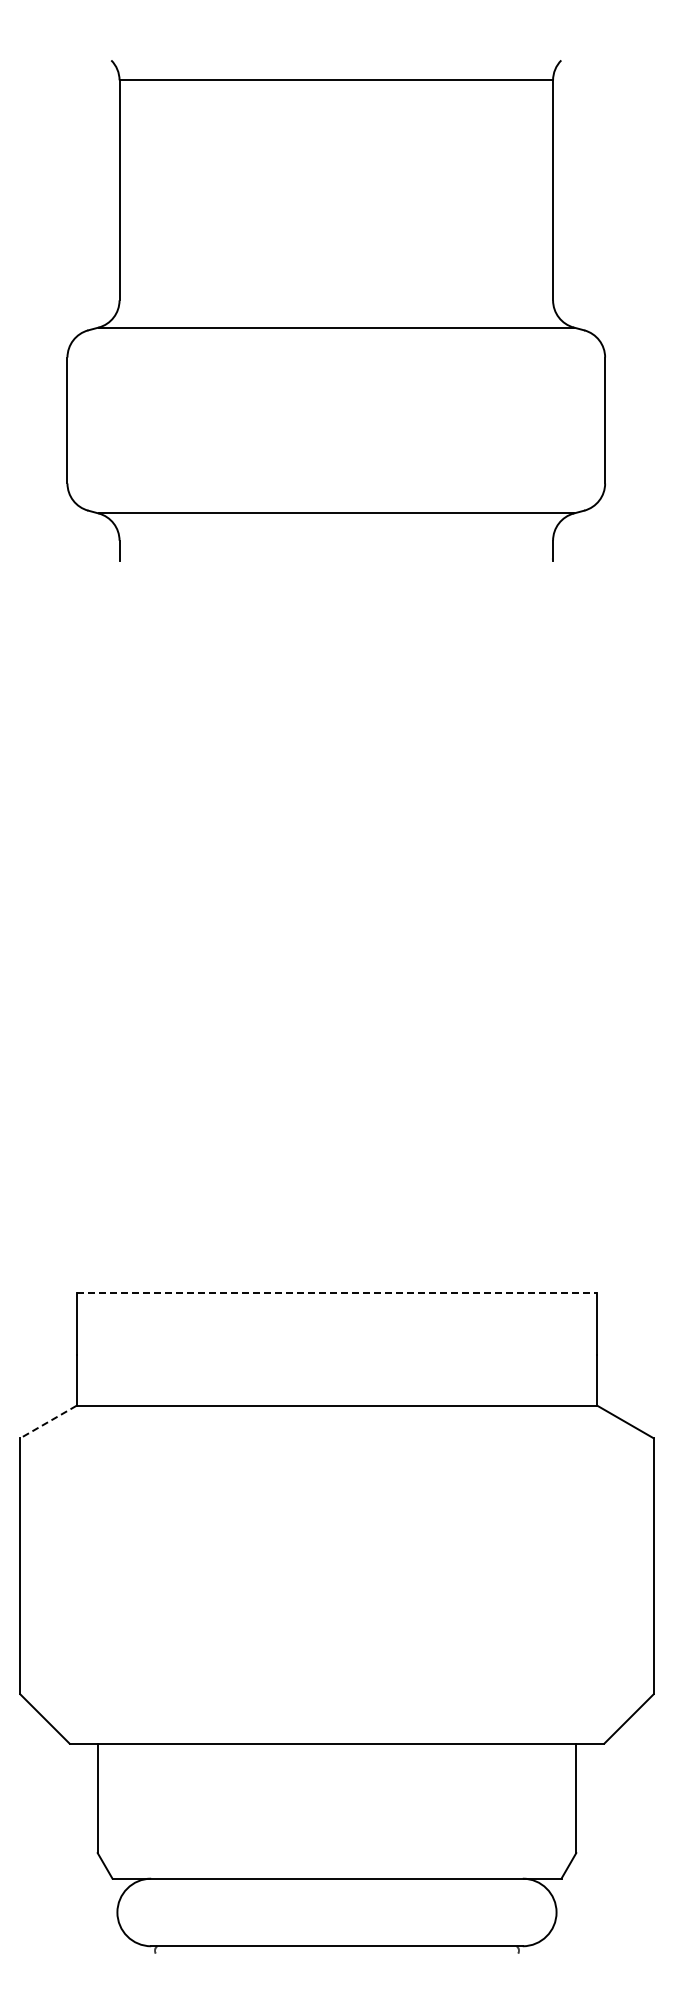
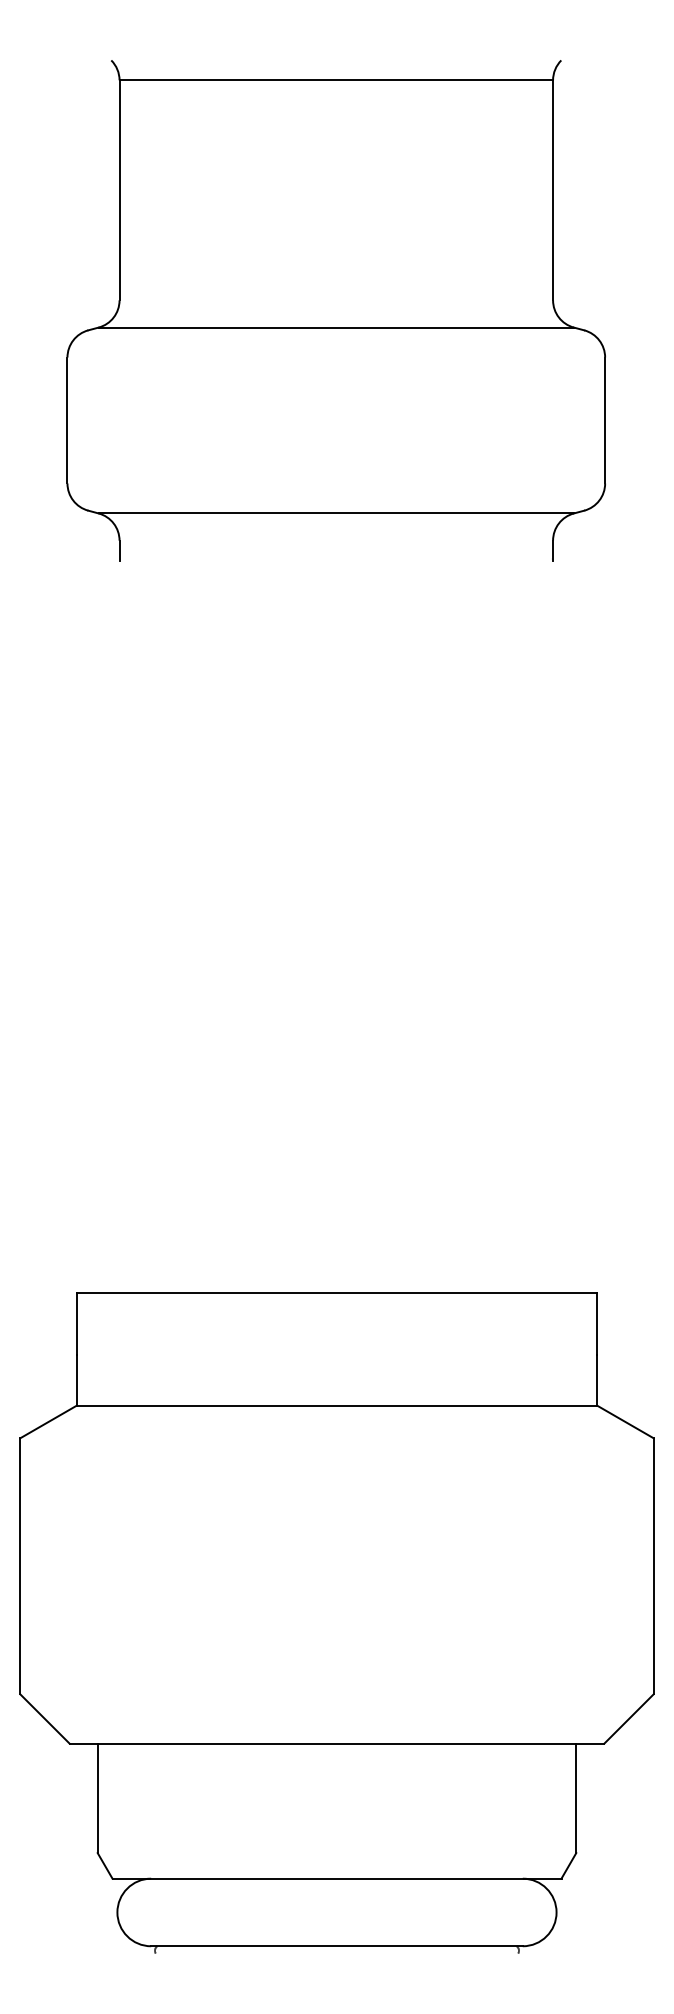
line: dashed -> solid (337, 1293)
line: dashed -> solid (48, 1422)
